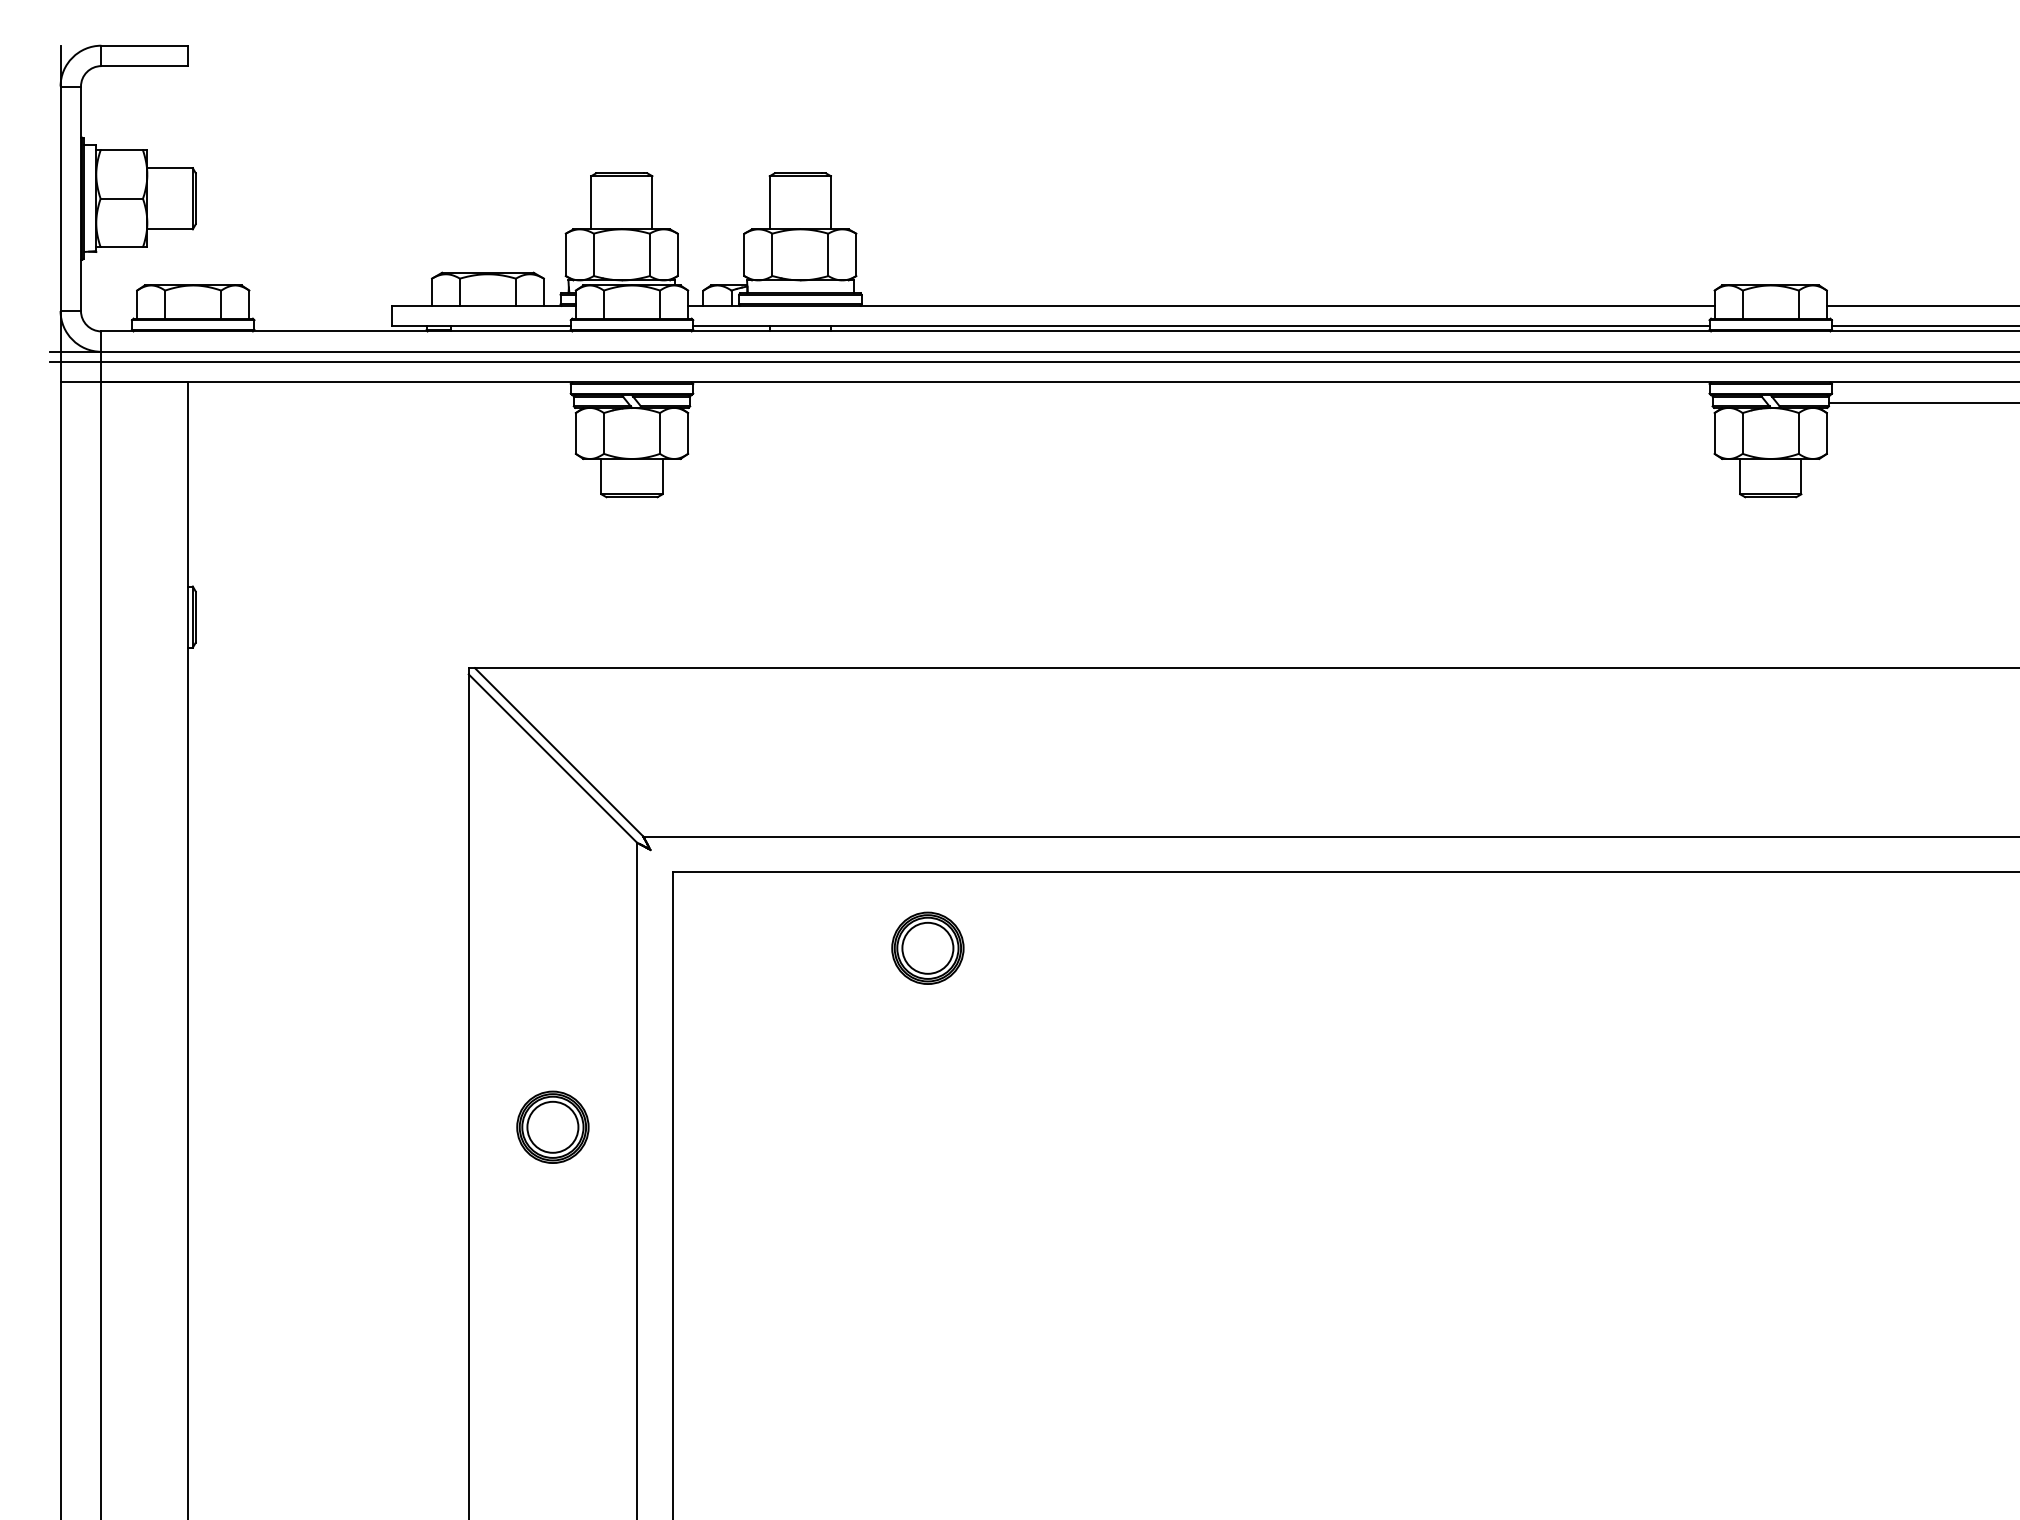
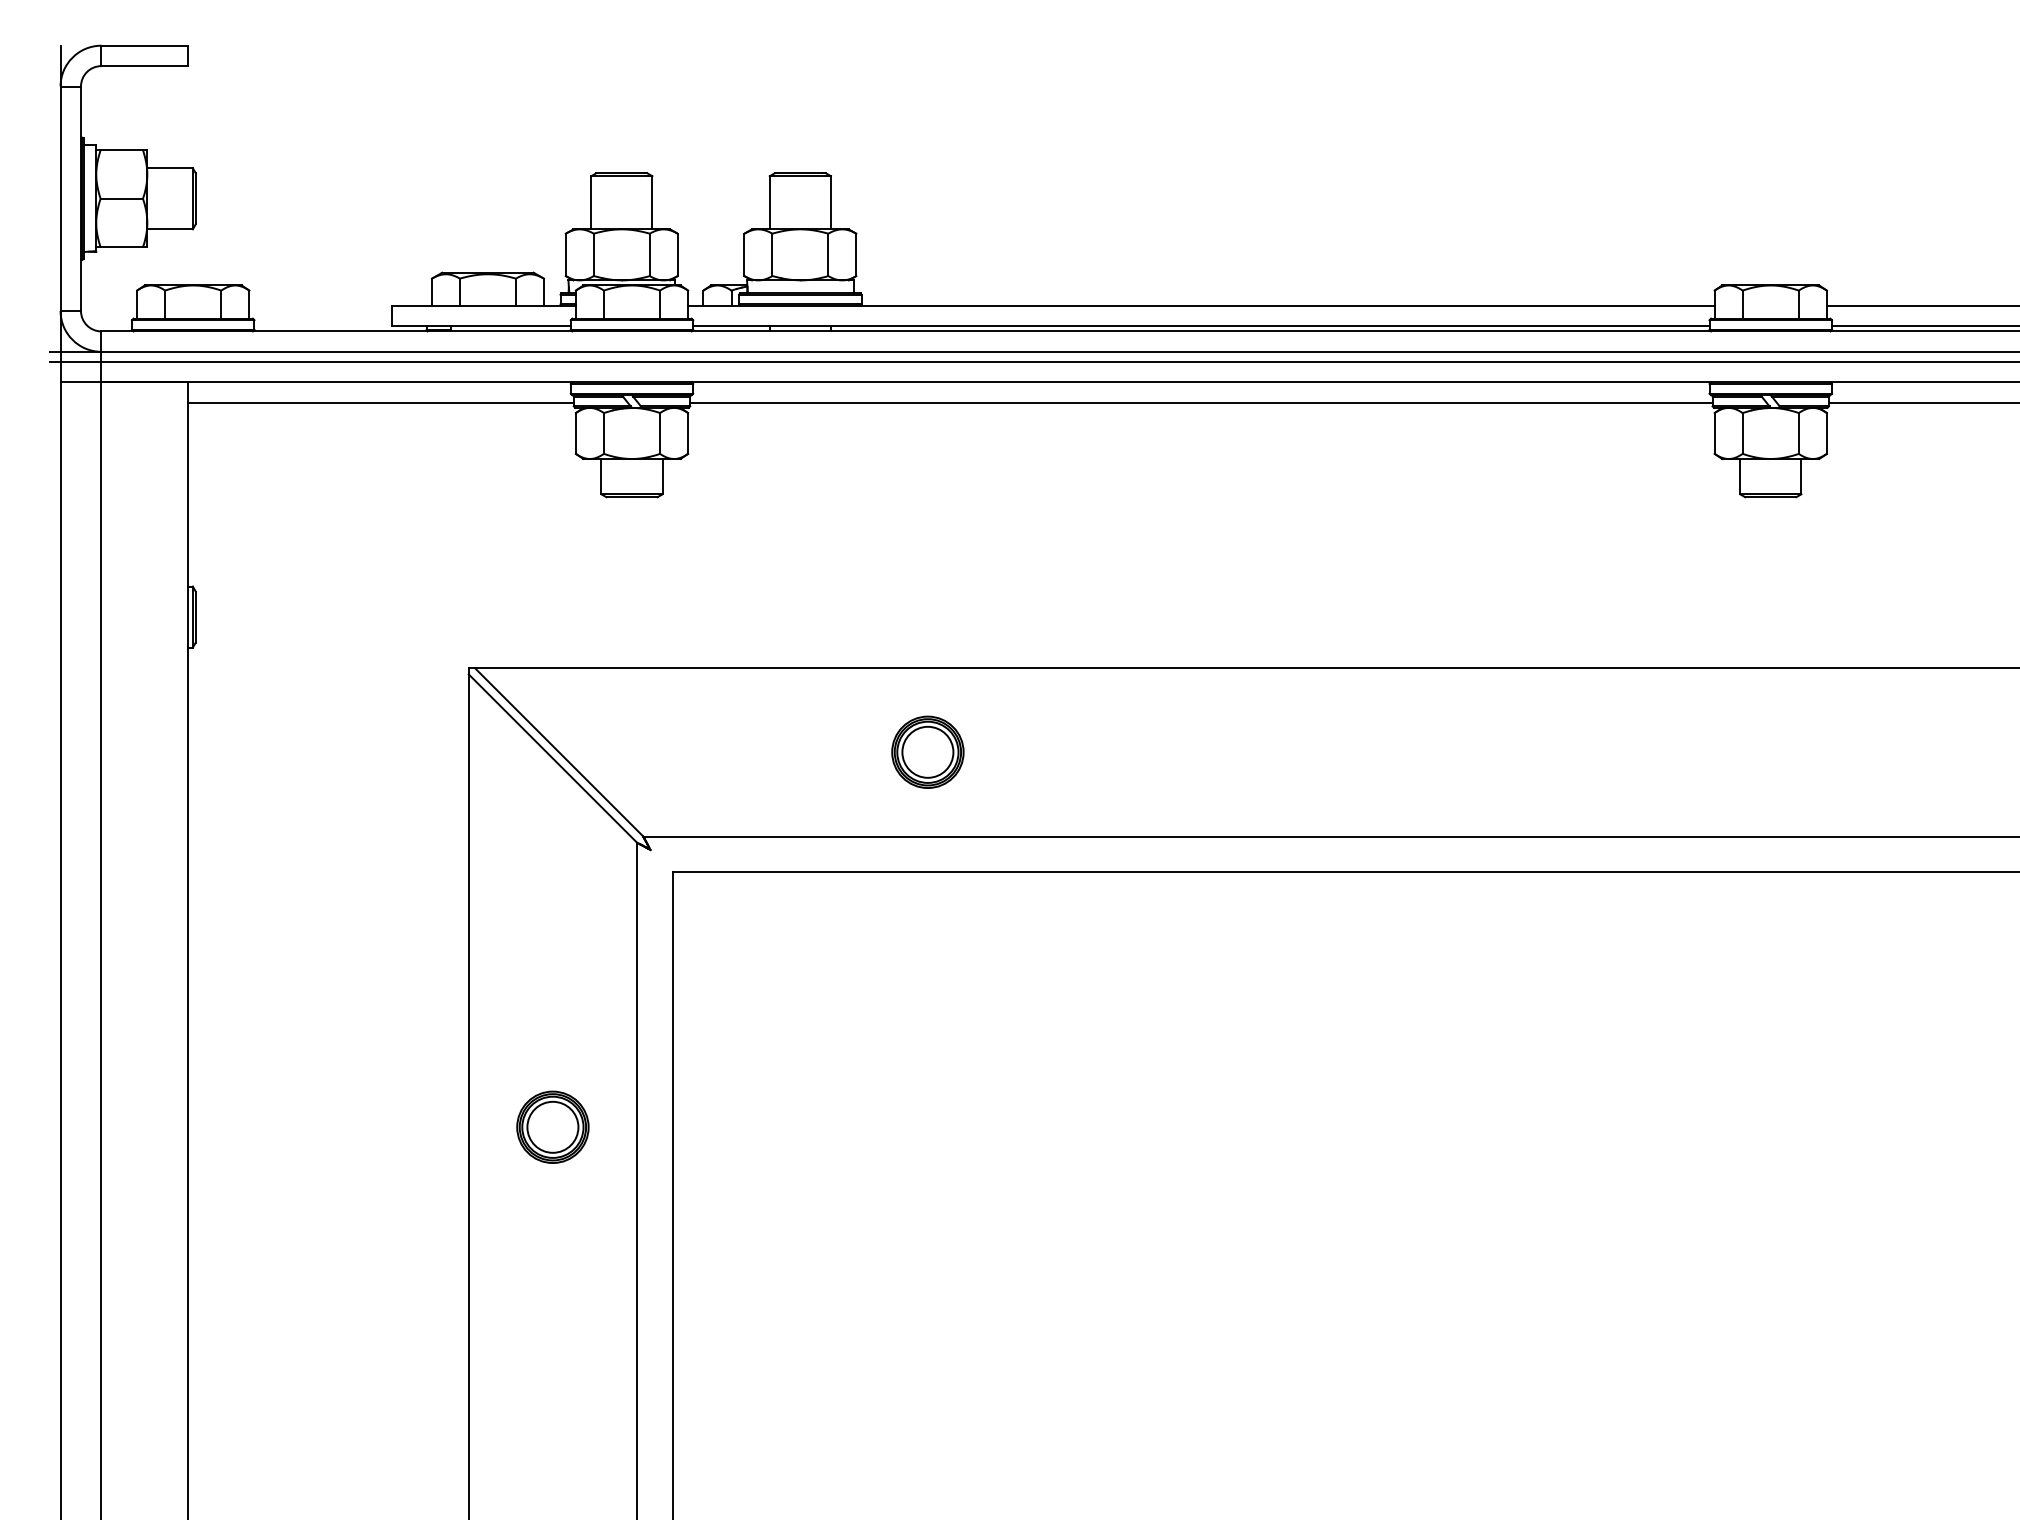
line: none -> present (380, 402)
line: none -> present (1201, 402)
part position: (927, 947) -> (927, 751) (927, 751)
